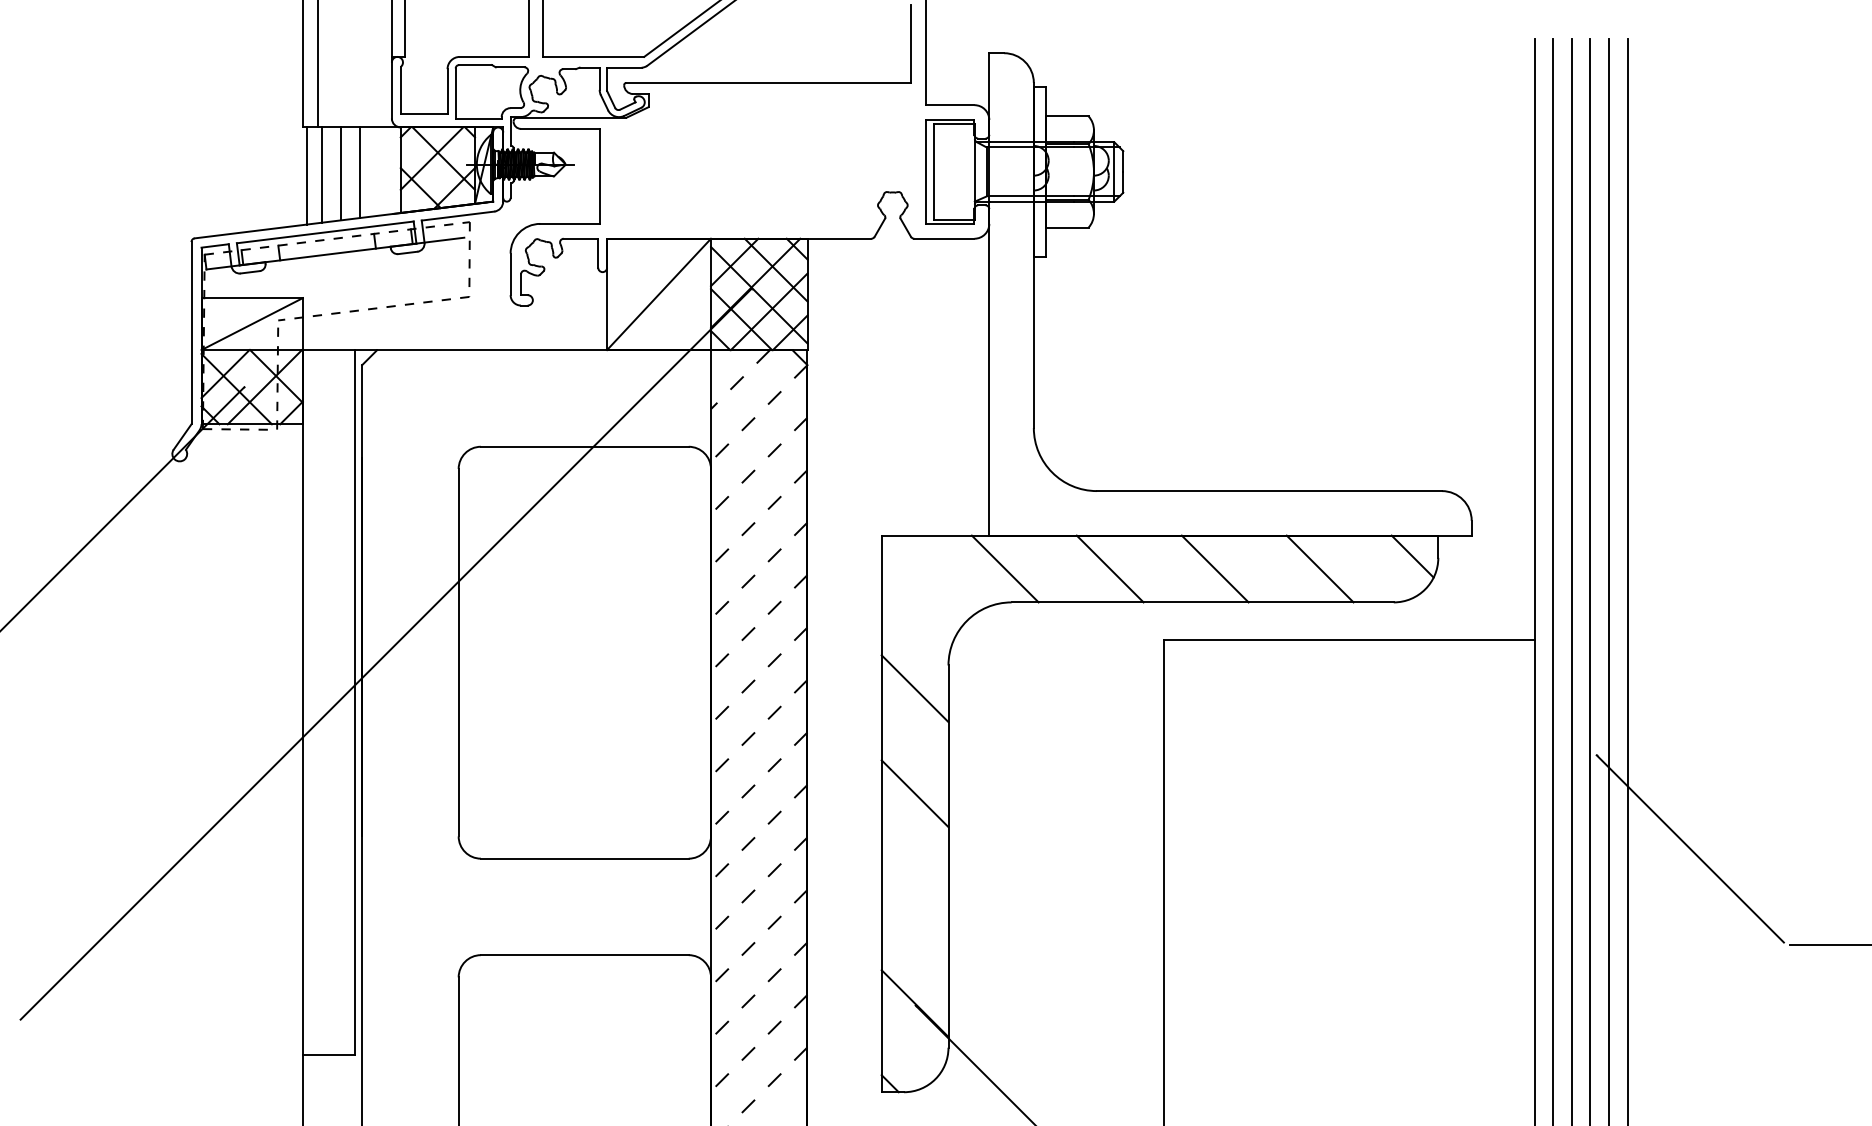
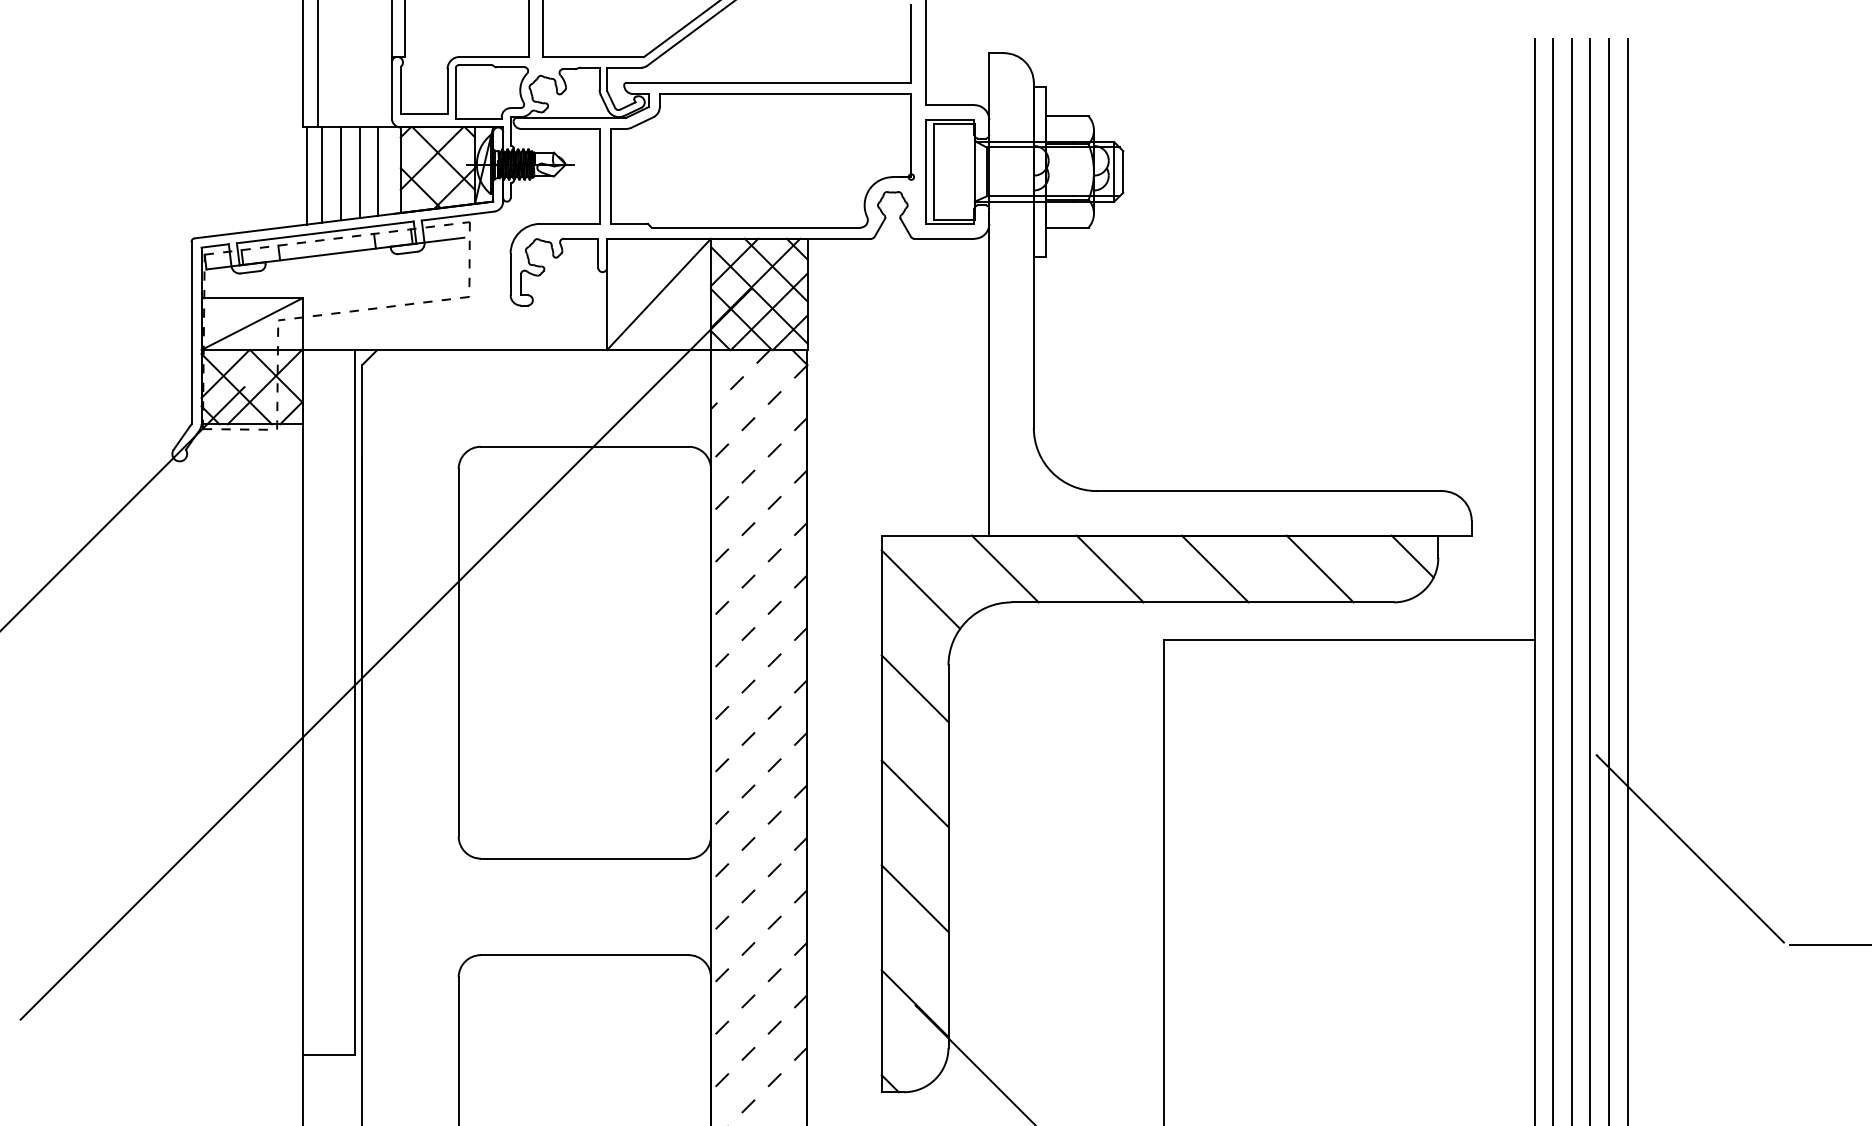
part: none -> present (762, 160)
line: none -> present (378, 171)
line: none -> present (920, 589)
line: none -> present (914, 898)
